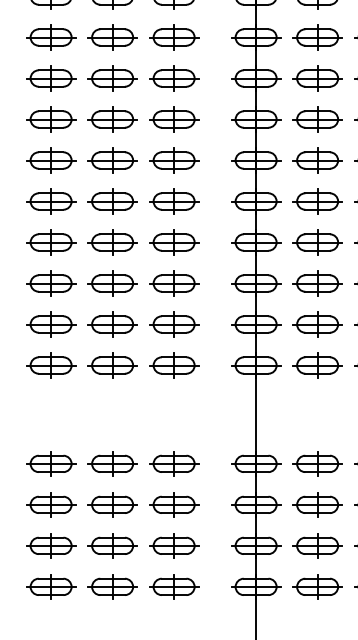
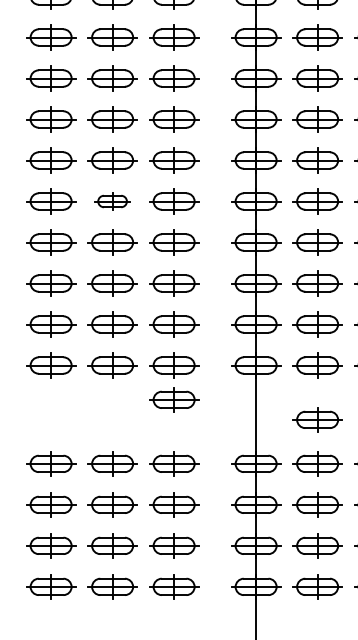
part size: 51x27 px -> 37x19 px (112, 201)
part: none -> present (174, 399)
part: none -> present (317, 419)
